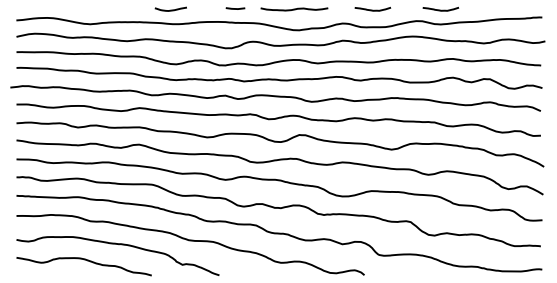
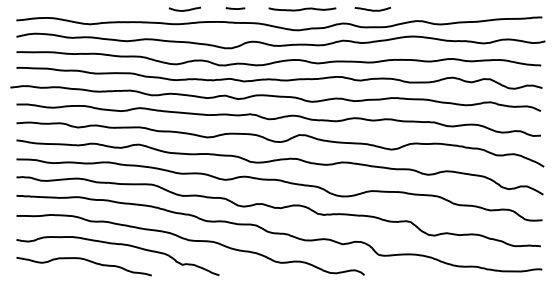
curve position: (170, 9) -> (184, 9) (184, 9)
curve position: (294, 9) -> (302, 9) (302, 9)
curve: present -> none (440, 9)
